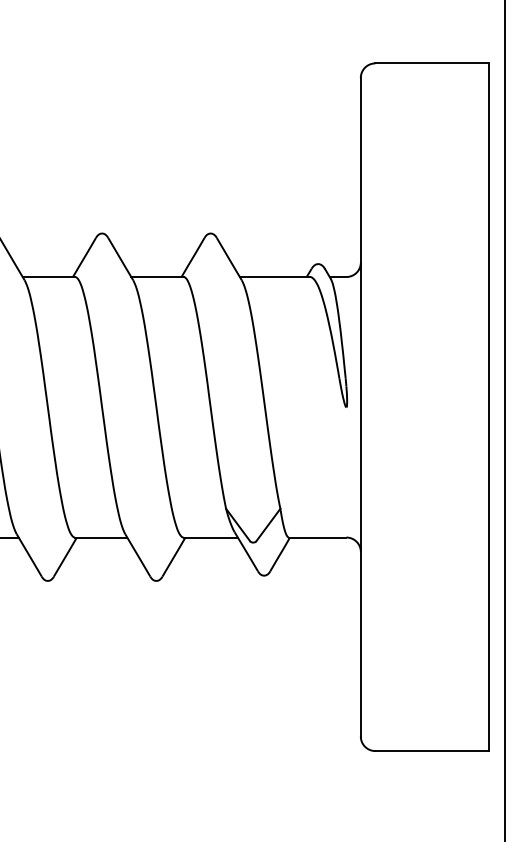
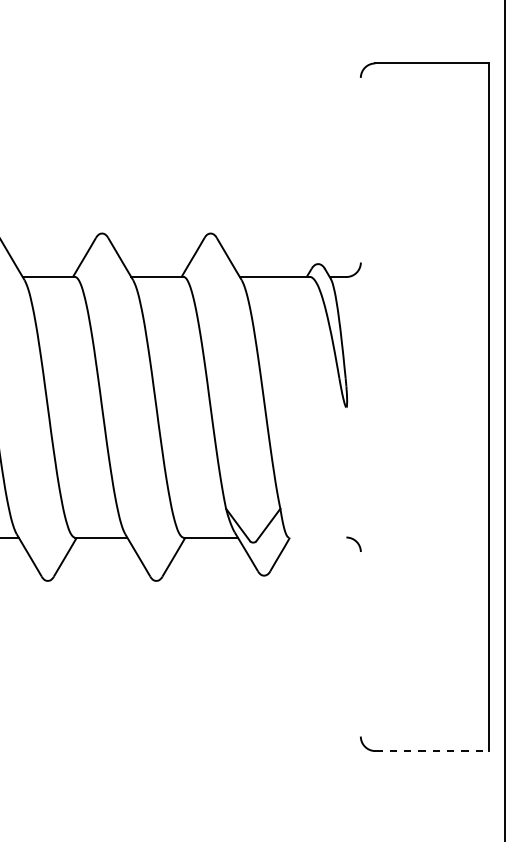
line: present -> none (360, 406)
line: present -> none (317, 537)
line: solid -> dashed (432, 751)
